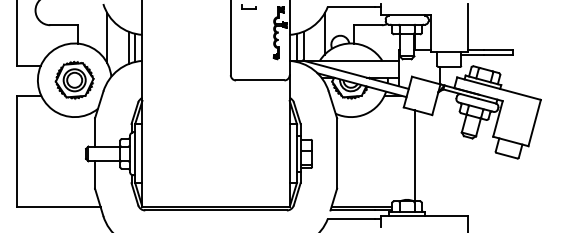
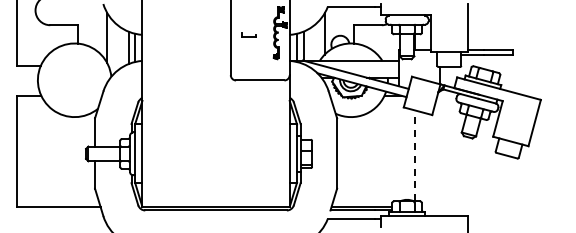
part position: (248, 6) -> (248, 34) (248, 34)
part: present -> none (74, 79)
line: solid -> dashed (414, 155)
